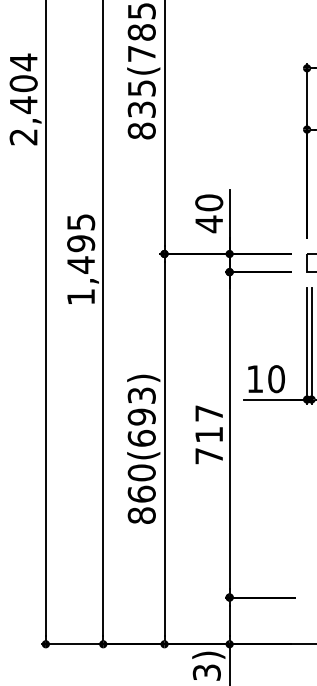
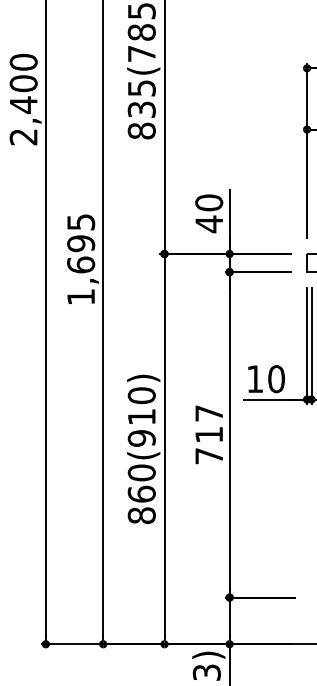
text: 2,404 -> 2,400 (23, 62)
text: 1,495 -> 1,695 (81, 264)
text: 860(693) -> 860(910) (141, 416)
